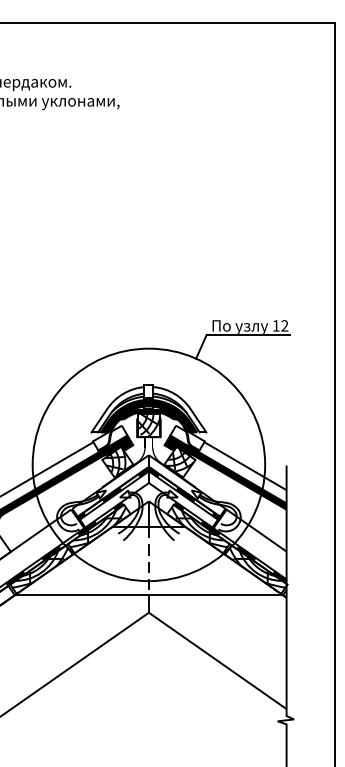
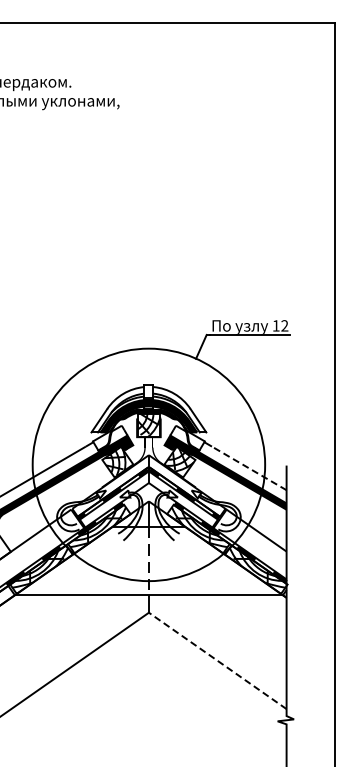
line: solid -> dashed (248, 468)
line: solid -> dashed (217, 660)
